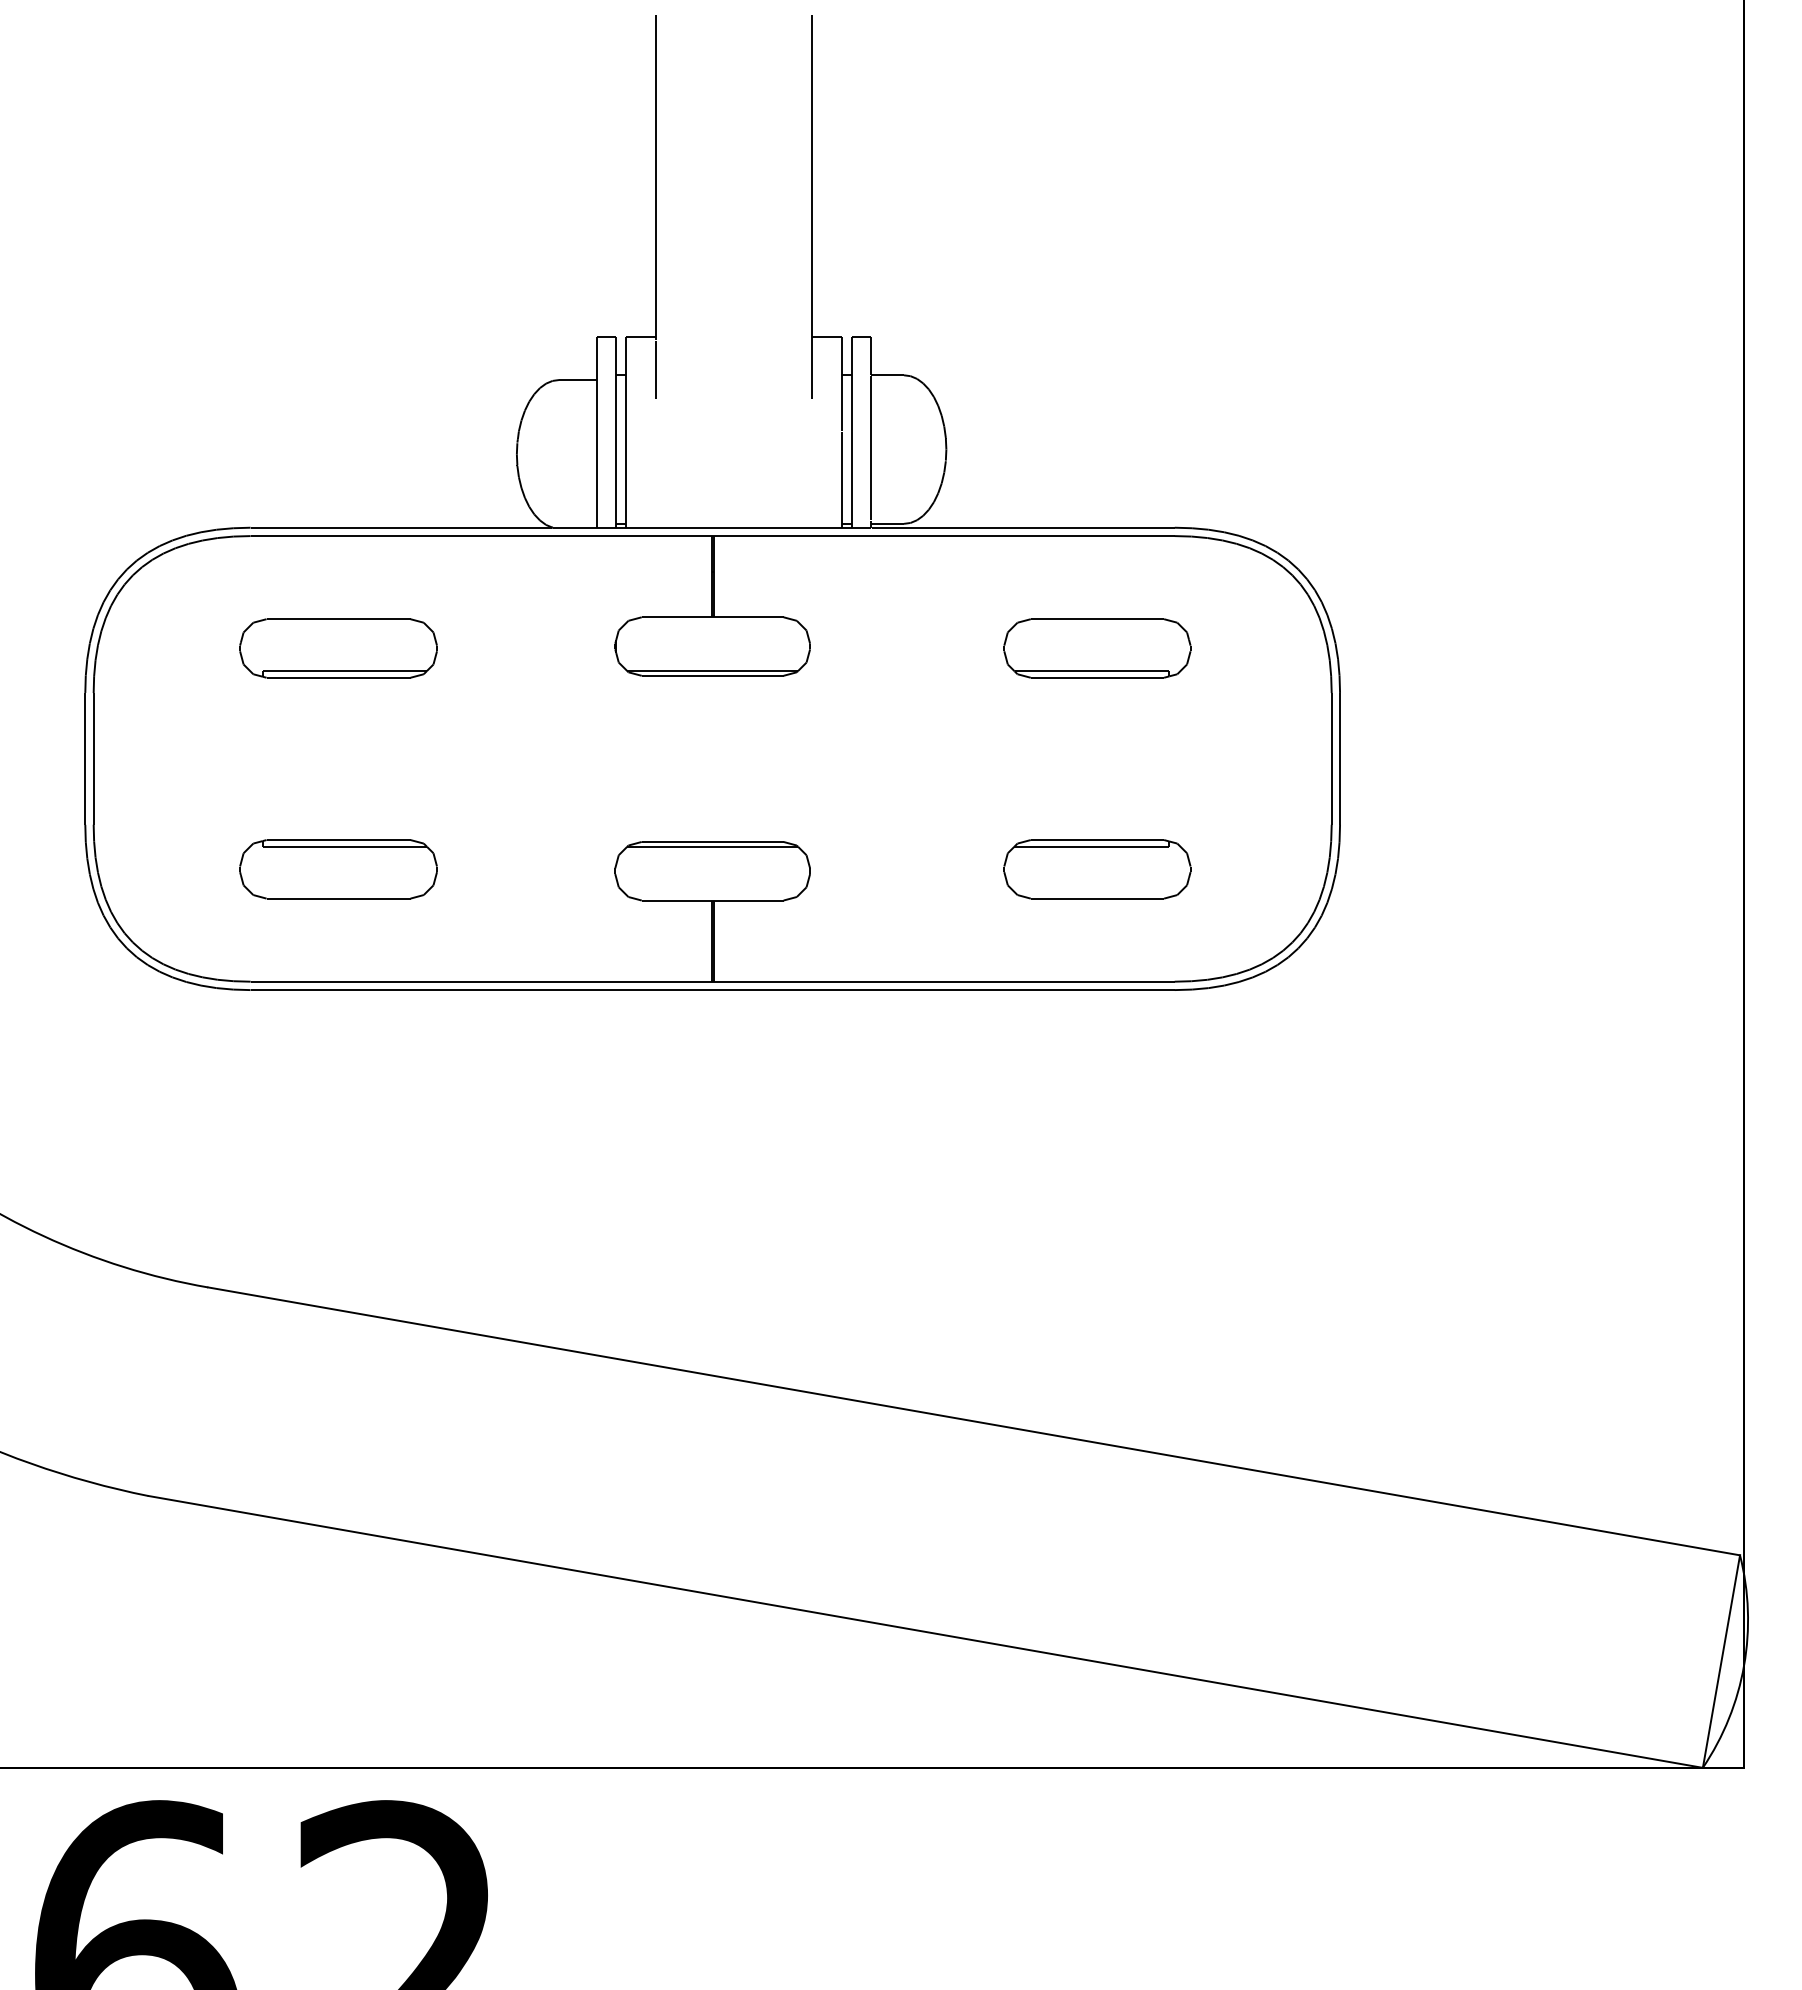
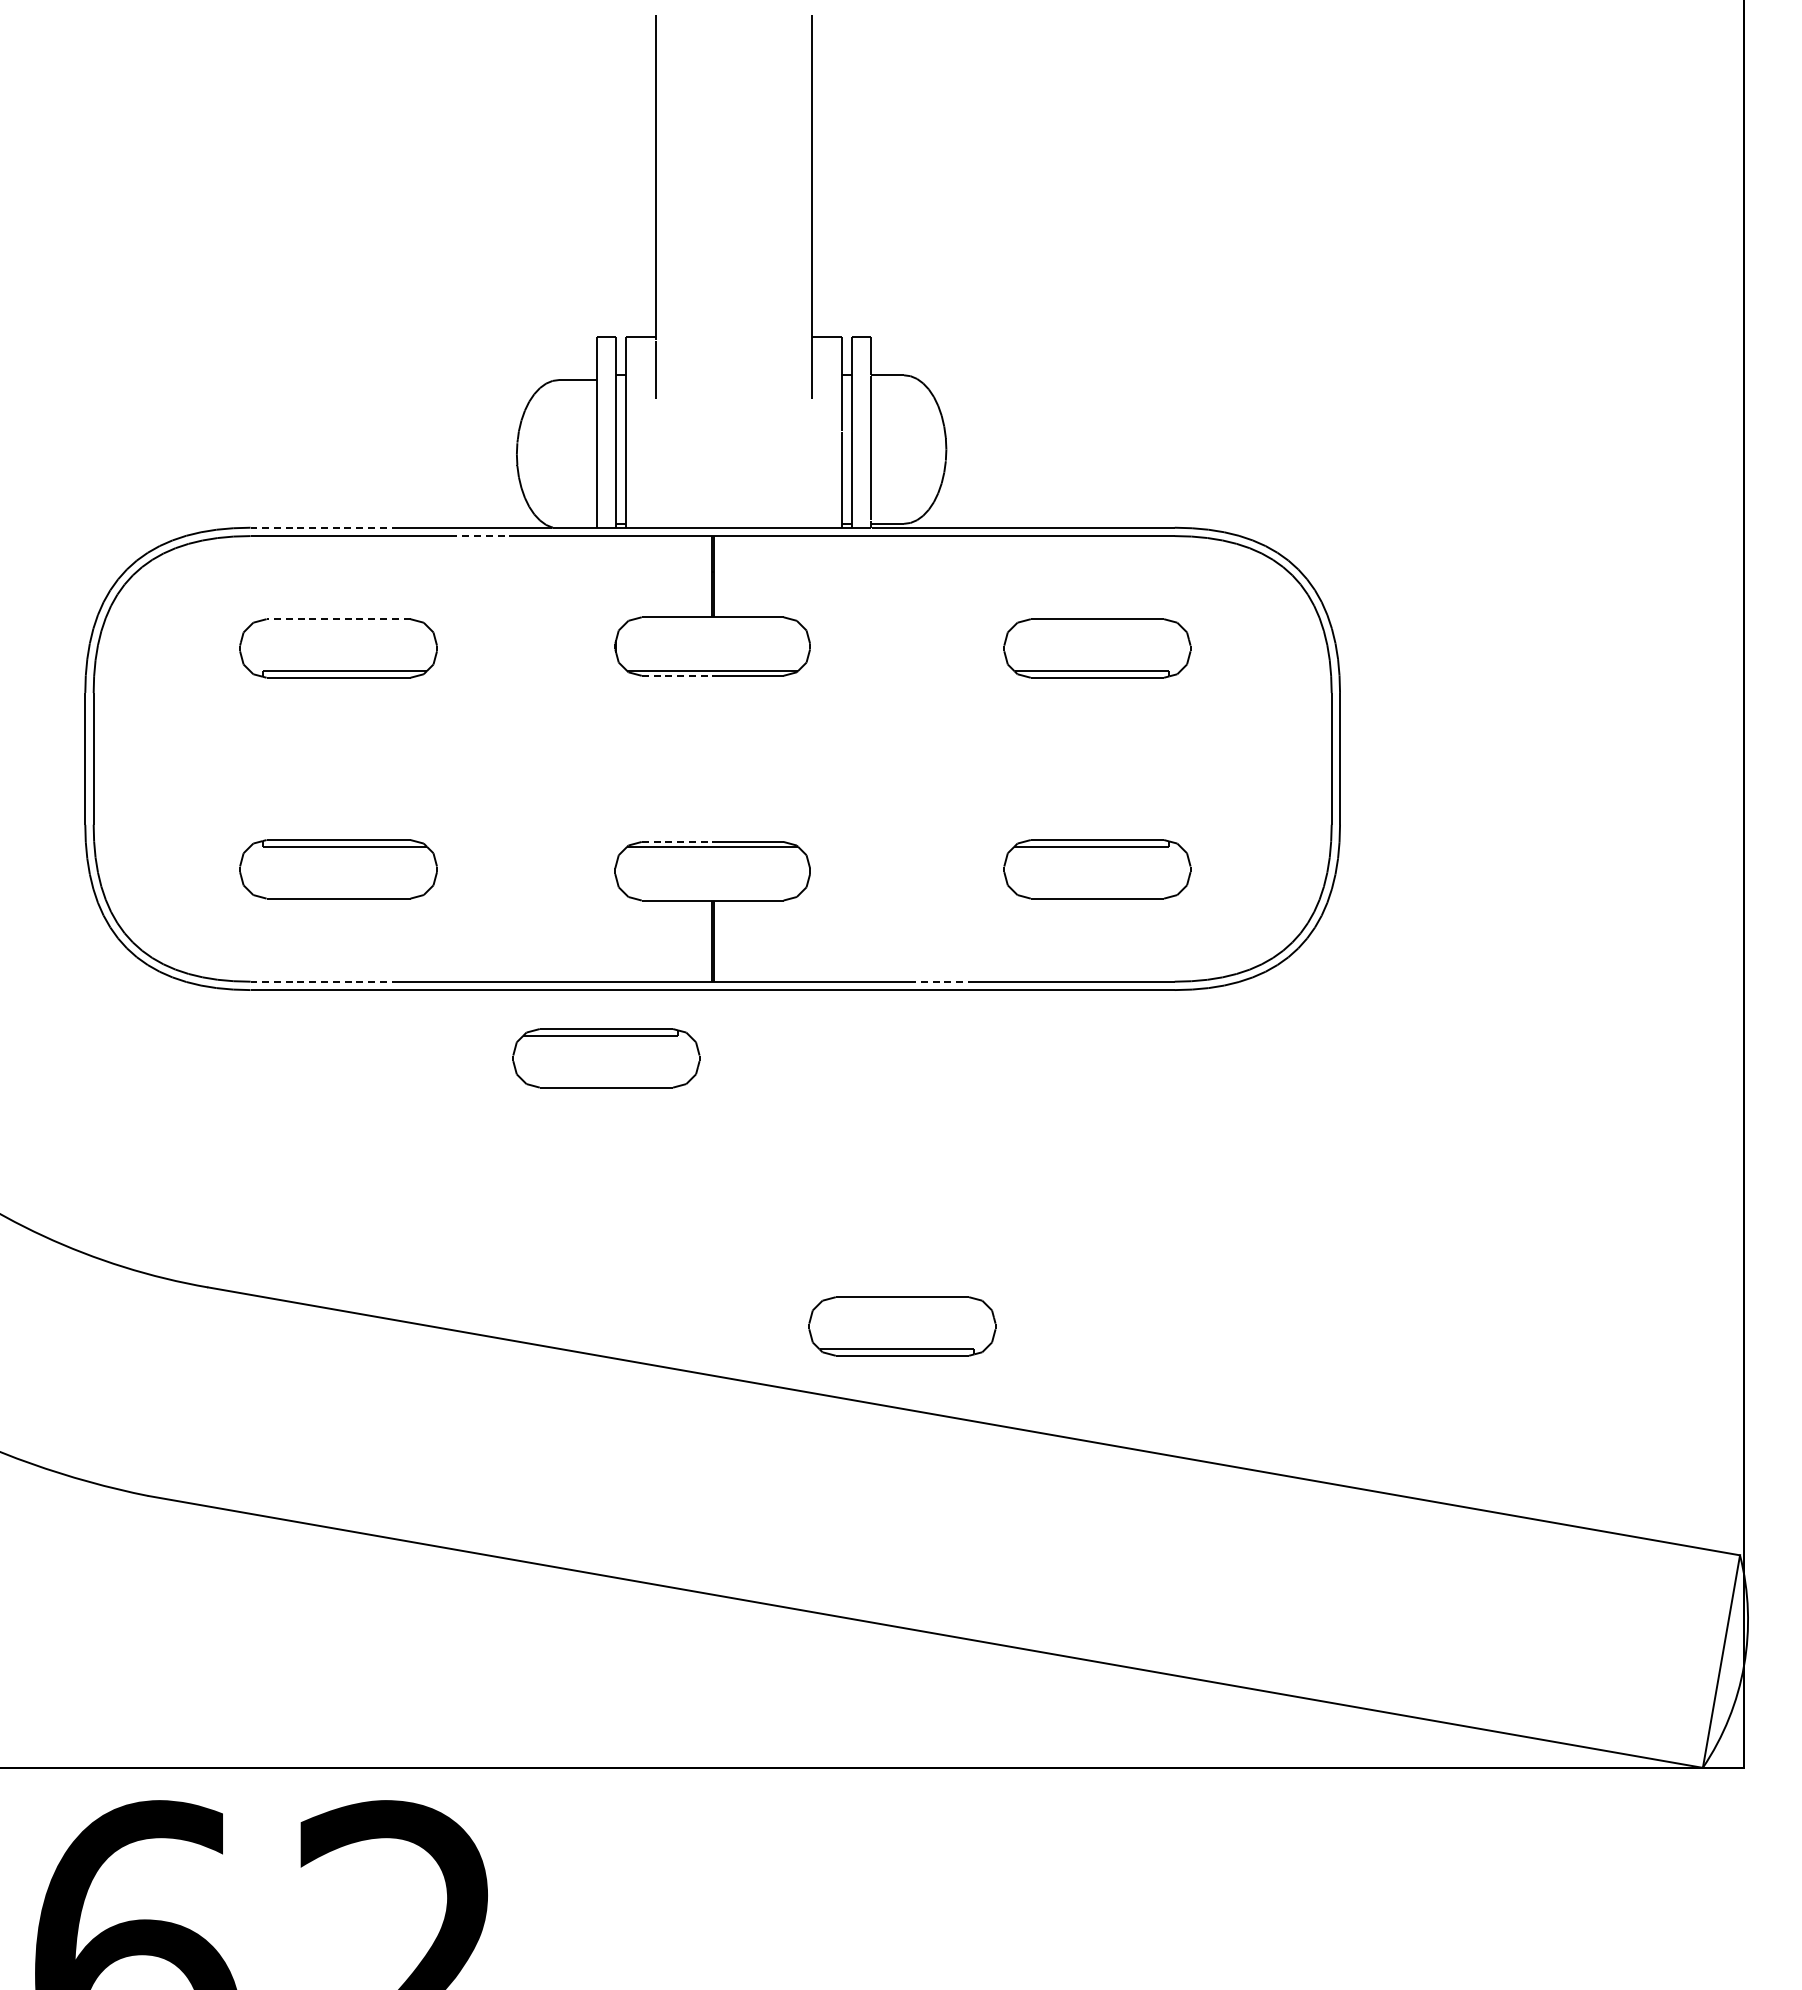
line: solid -> dashed (324, 527)
line: solid -> dashed (480, 536)
line: solid -> dashed (338, 619)
line: solid -> dashed (677, 675)
line: solid -> dashed (677, 841)
line: solid -> dashed (324, 981)
line: solid -> dashed (945, 981)
part: none -> present (606, 1058)
part: none -> present (902, 1326)
